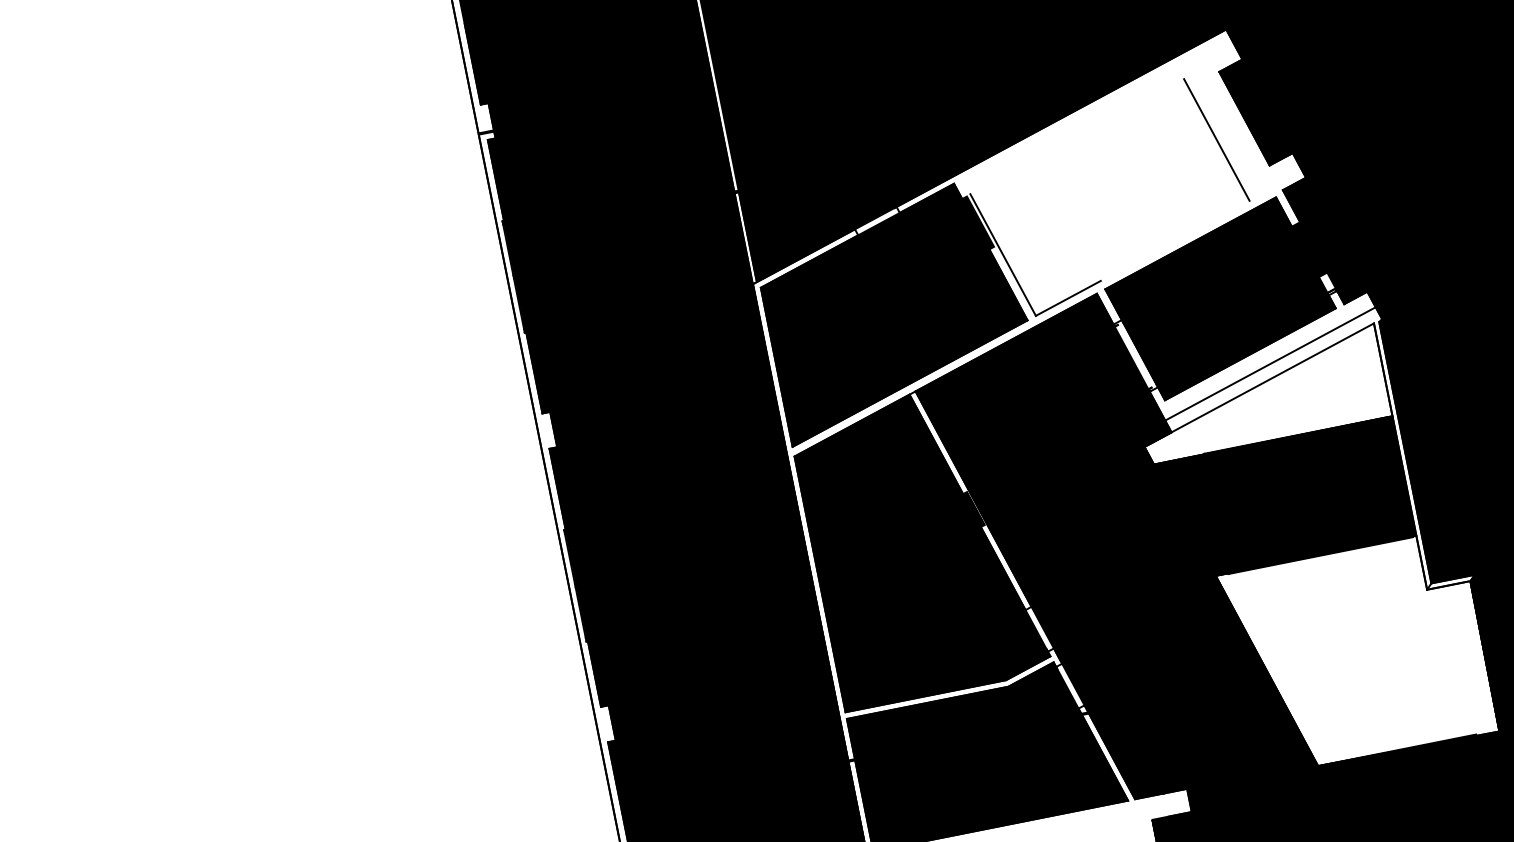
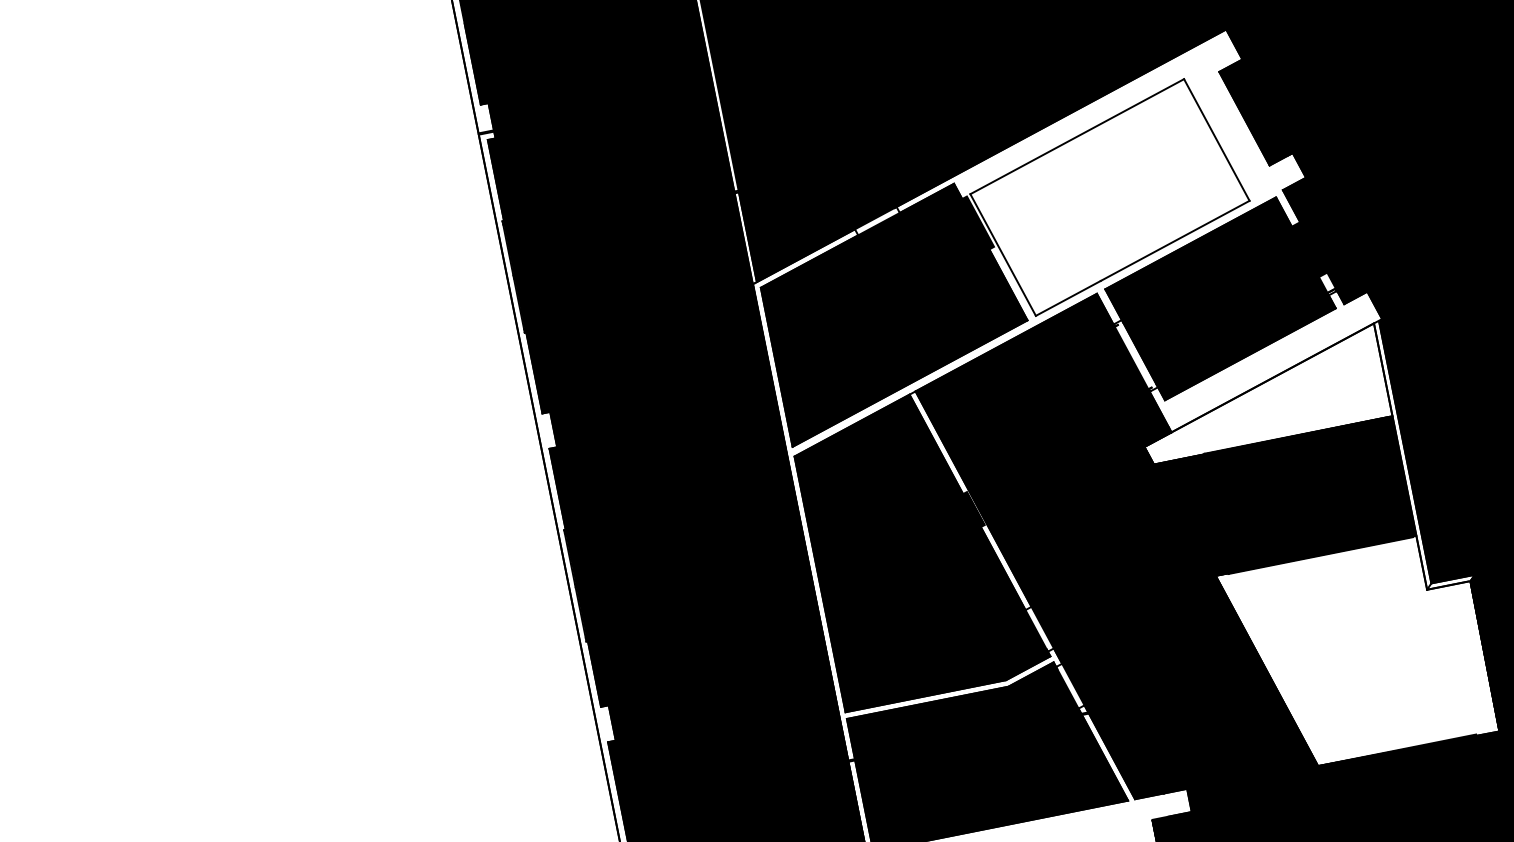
line: none -> present (1077, 136)
line: none -> present (1174, 240)
line position: (1270, 363) -> (1276, 375) (1276, 375)
